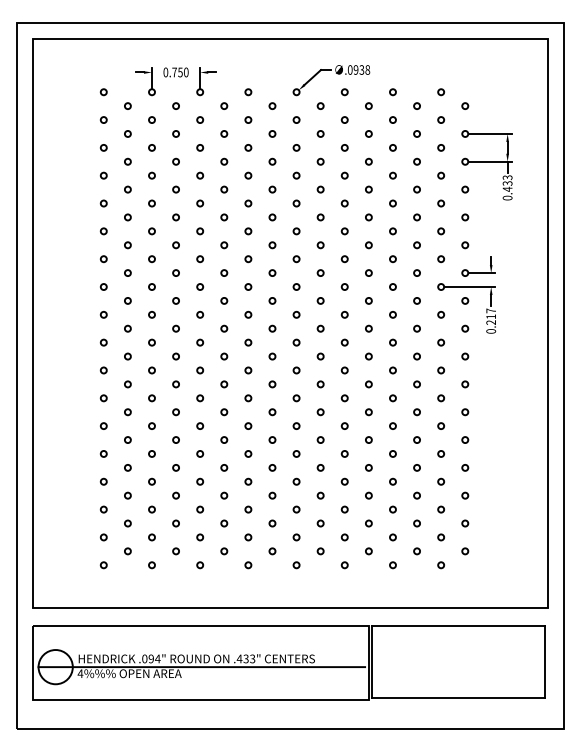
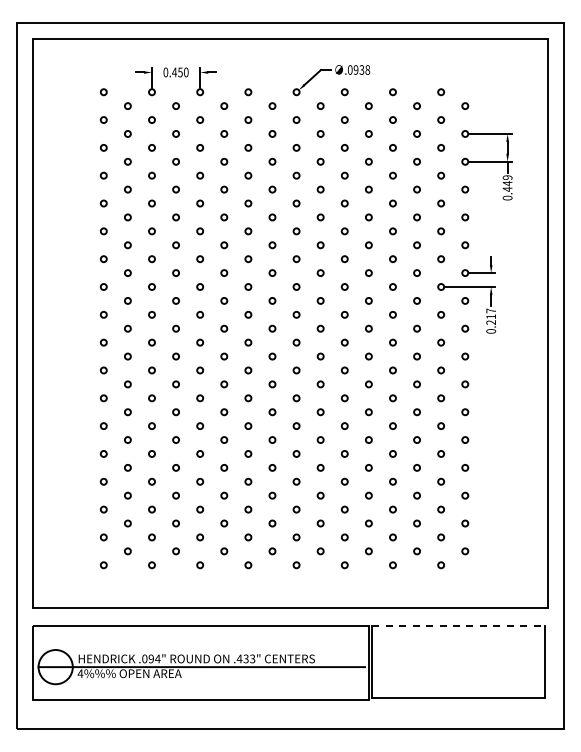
text: 0.750 -> 0.450 (174, 72)
text: 0.433 -> 0.449 (507, 180)
line: solid -> dashed (459, 626)
